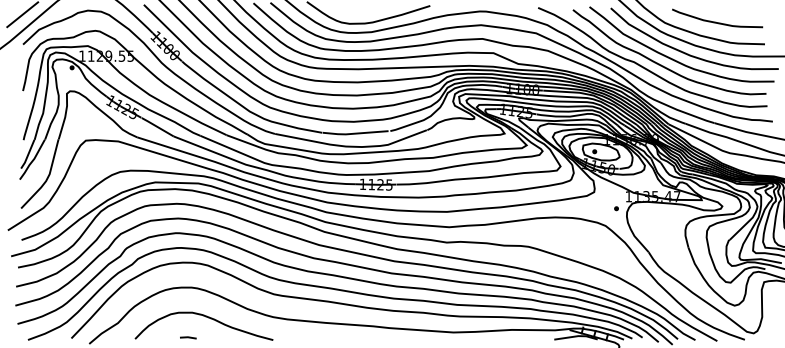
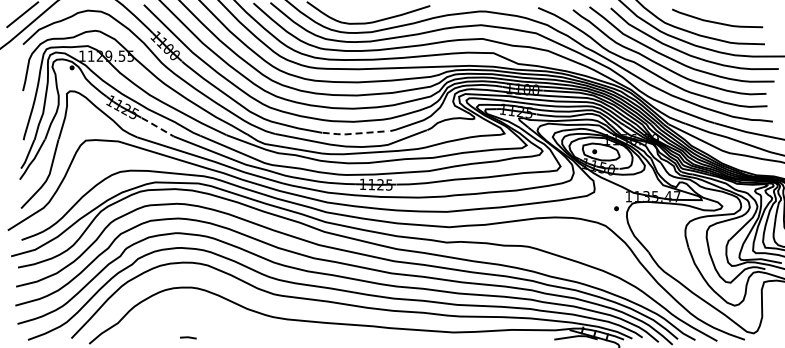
line: solid -> dashed (157, 126)
line: solid -> dashed (354, 133)
curve: present -> none (205, 317)
